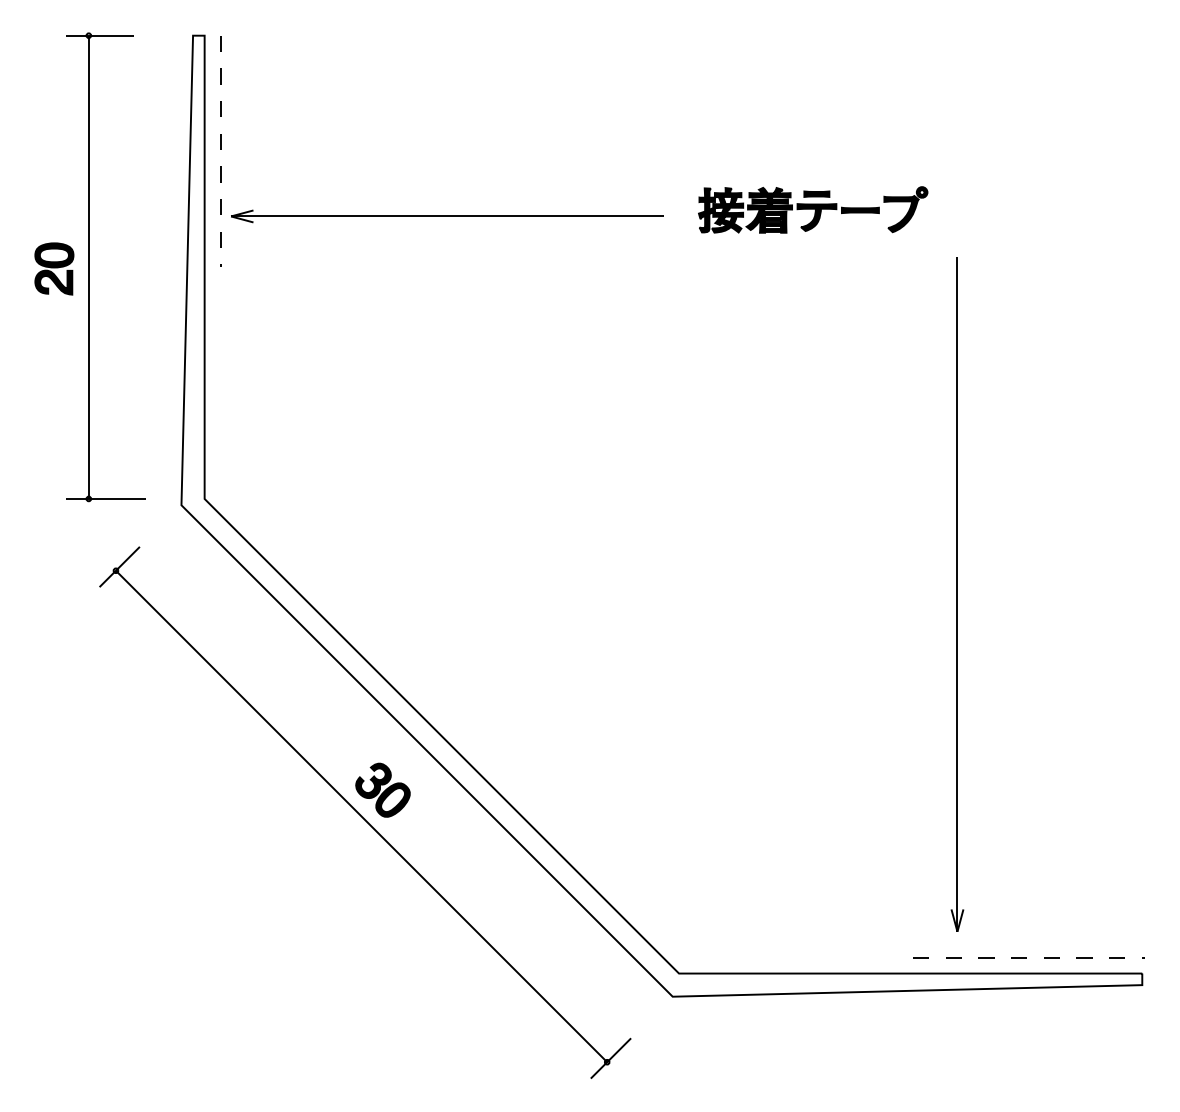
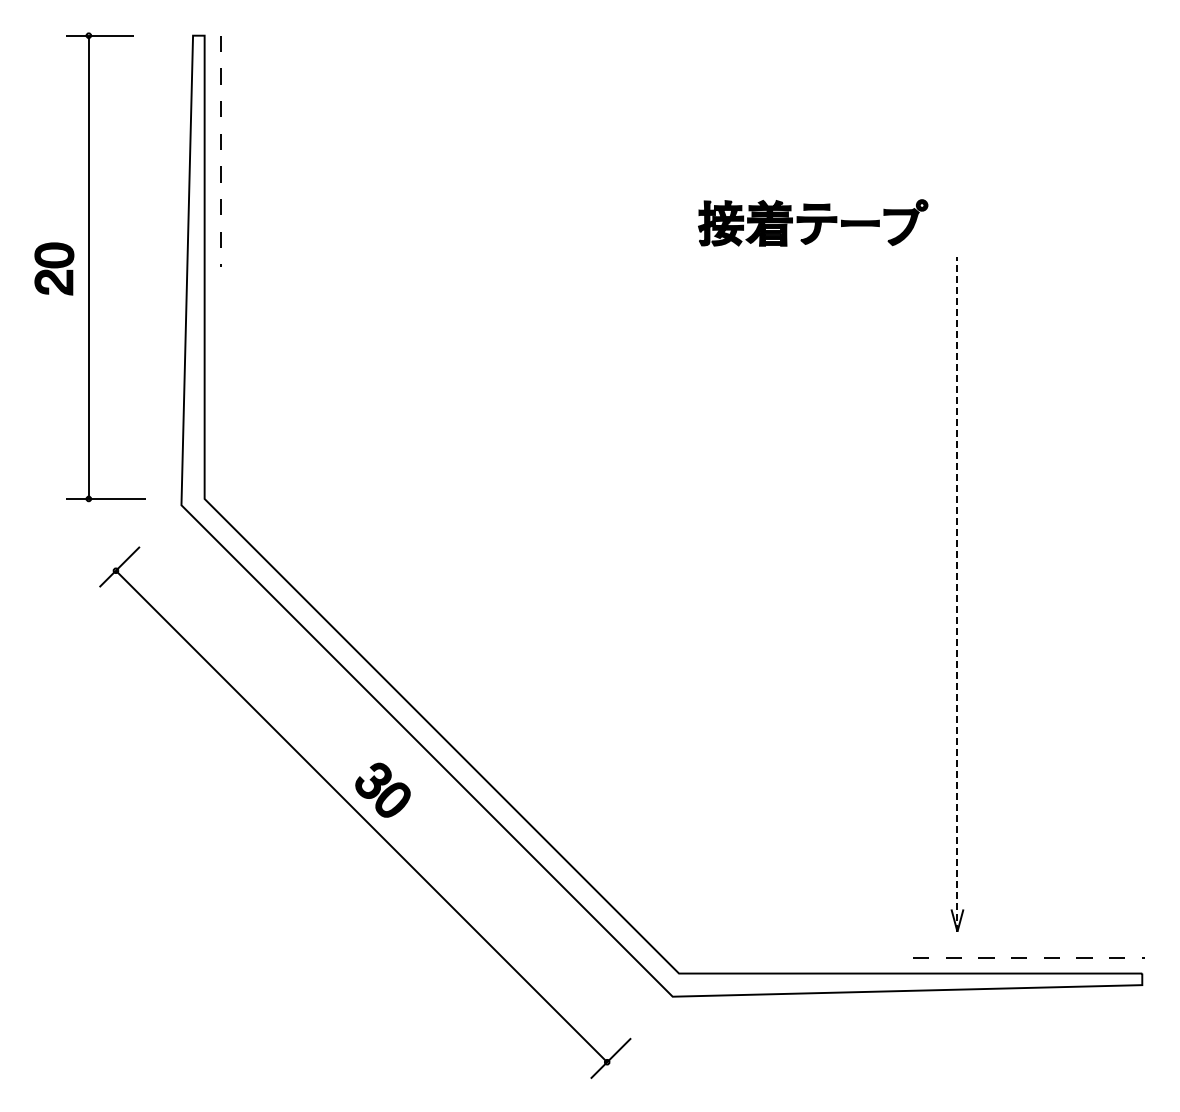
part position: (813, 209) -> (813, 222) (813, 222)
part: present -> none (447, 216)
line: solid -> dashed (957, 594)
